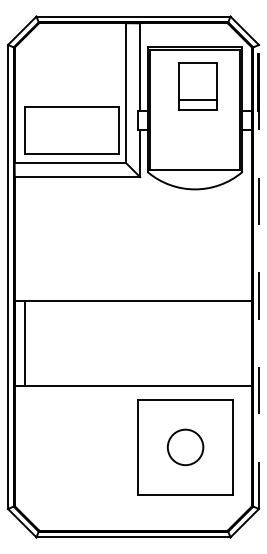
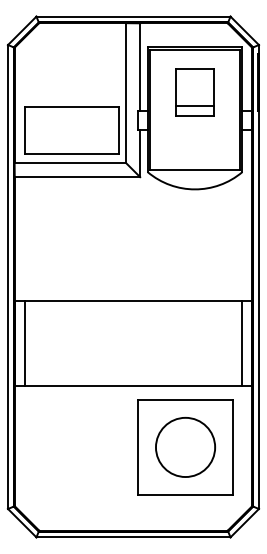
part position: (197, 86) -> (194, 92) (194, 92)
line: dashed -> solid (258, 277)
line: none -> present (242, 342)
circle diameter: 36 px -> 59 px (185, 447)
